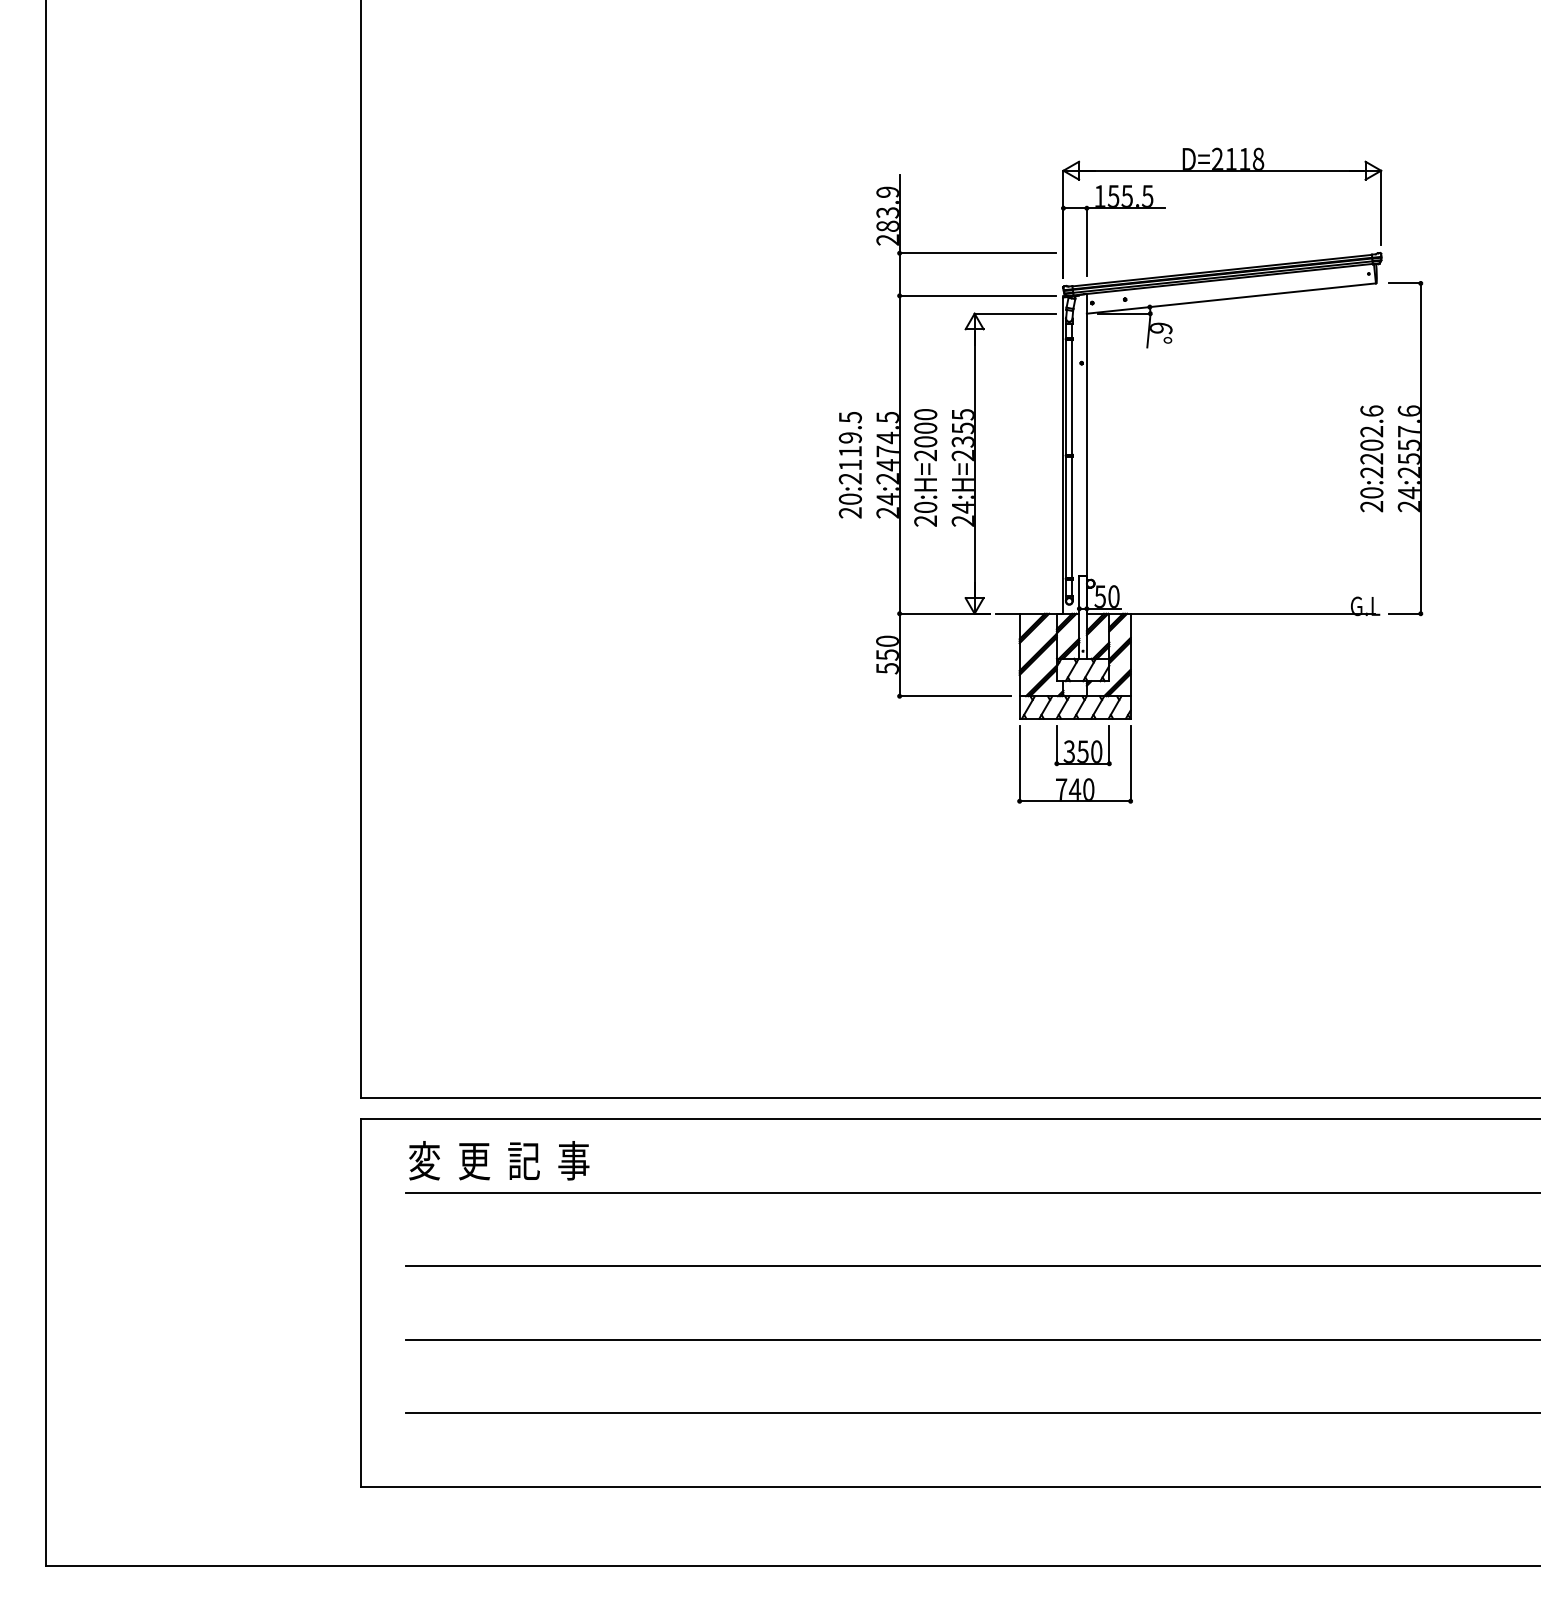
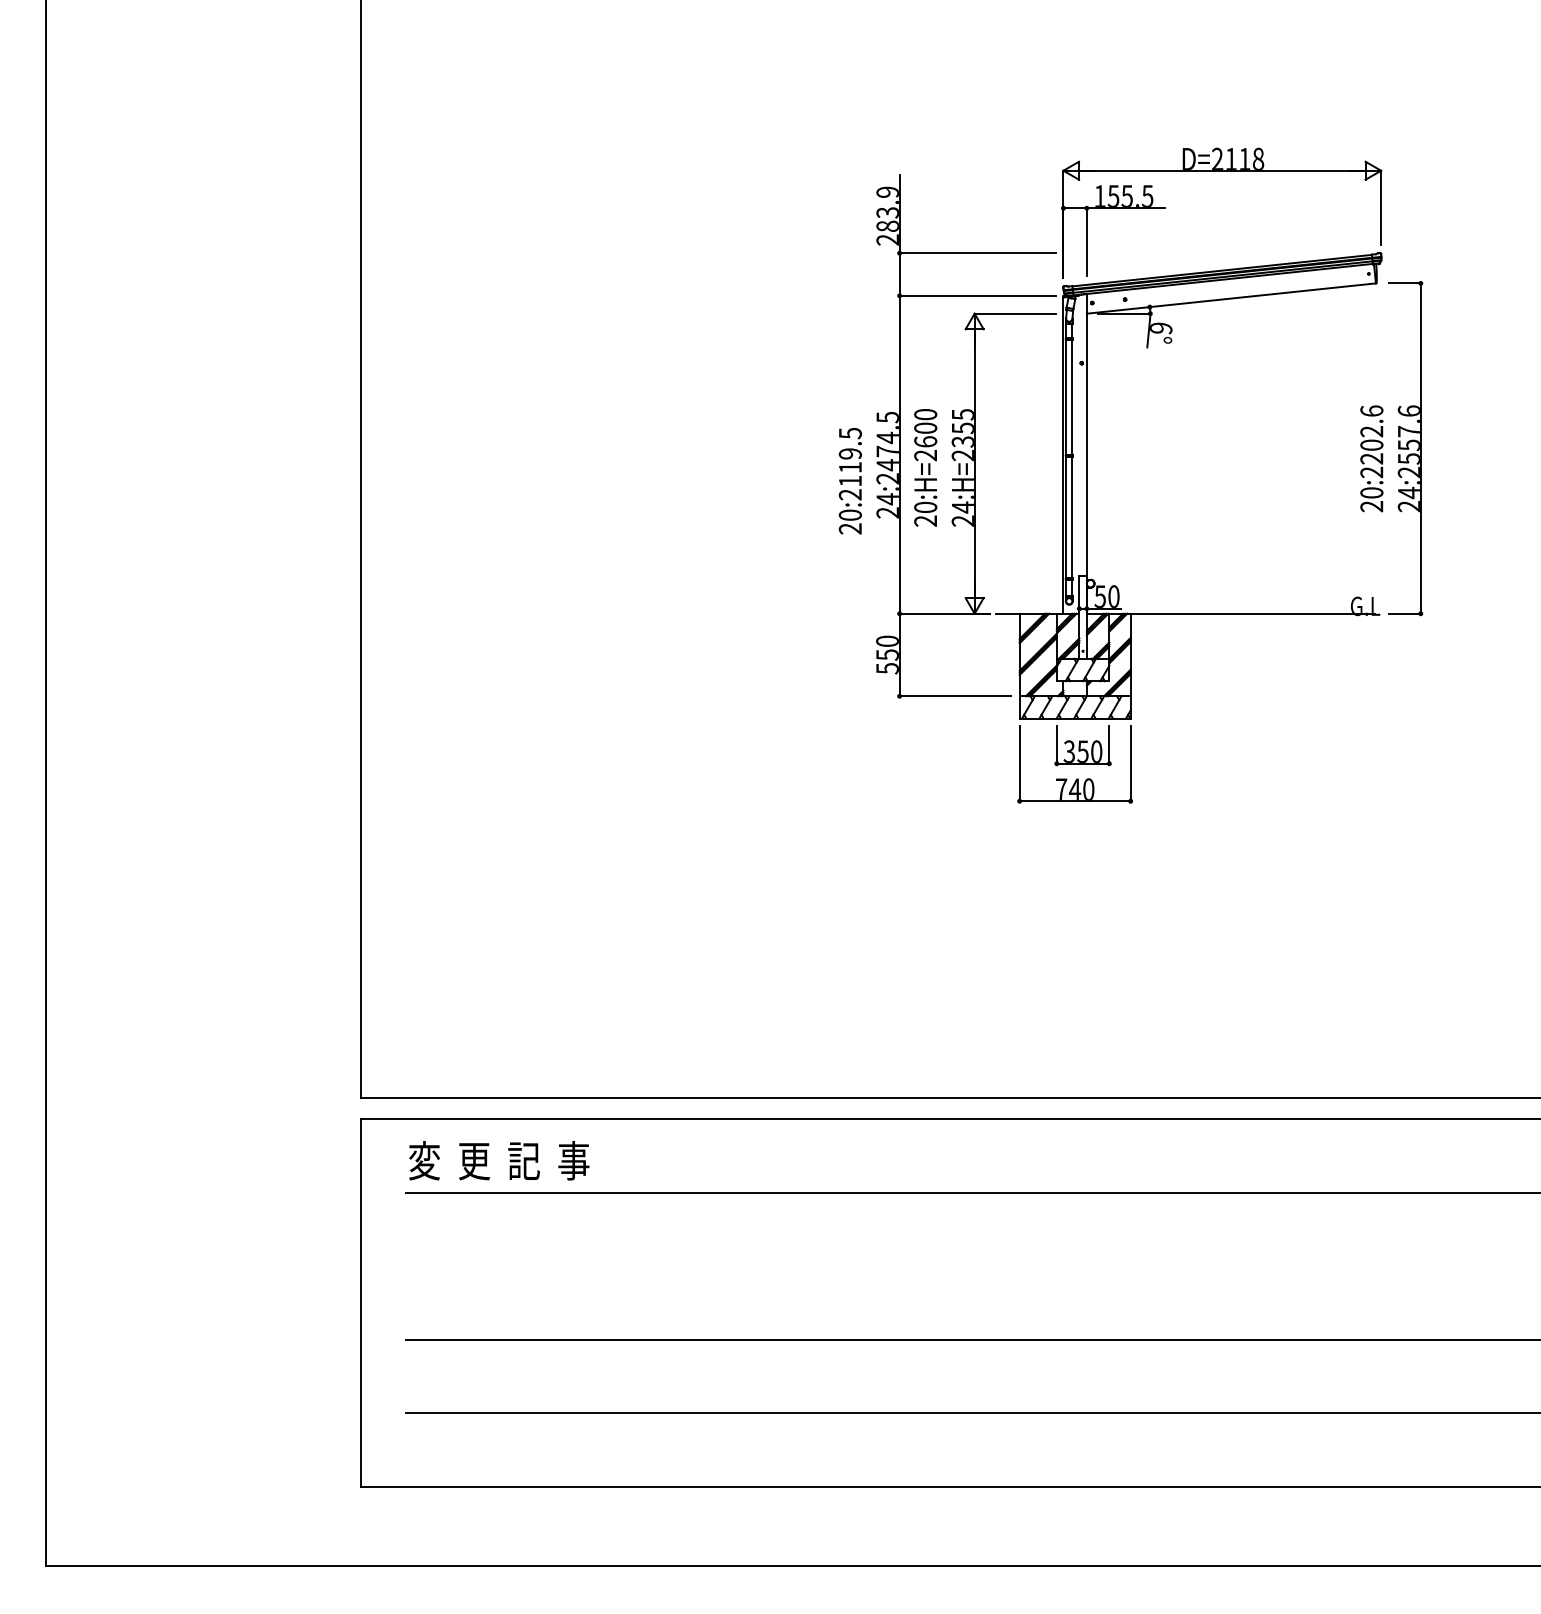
text: 20:H=2000 -> 20:H=2600 (925, 441)
text position: (849, 465) -> (849, 481) (849, 481)
line: present -> none (971, 1266)
